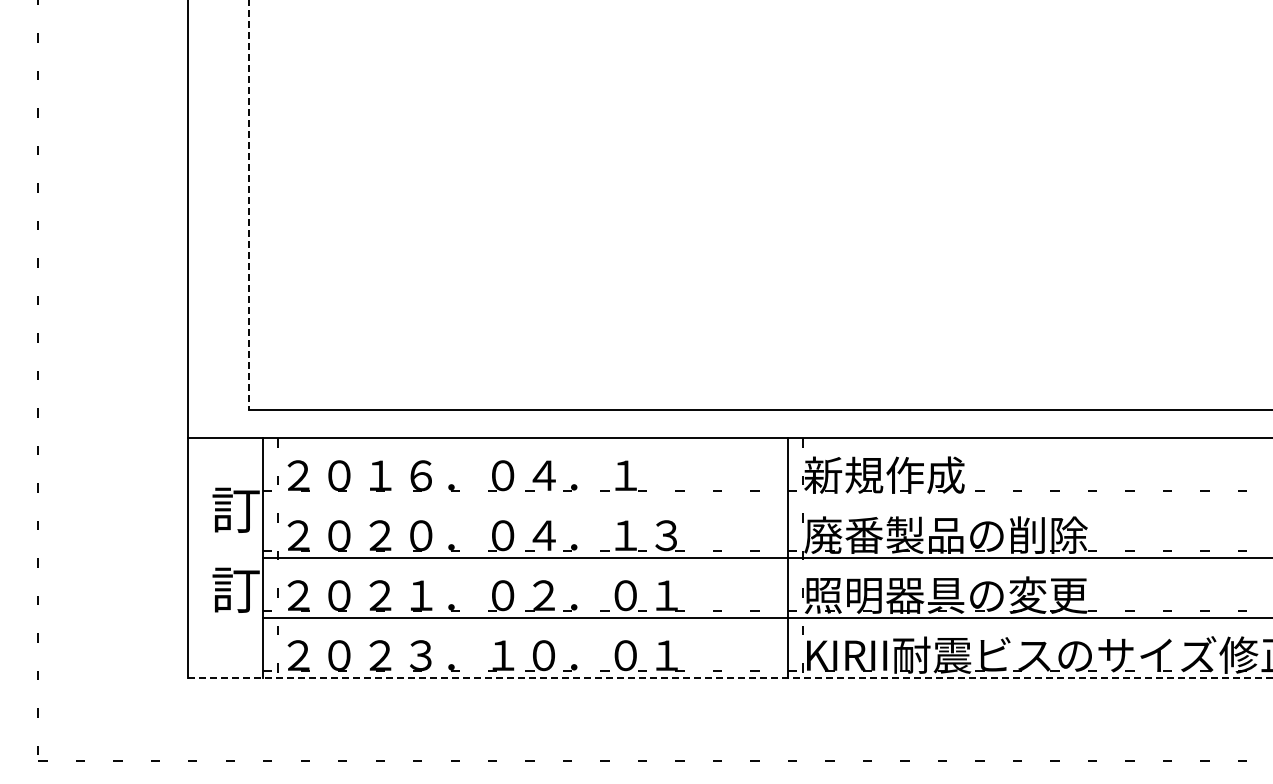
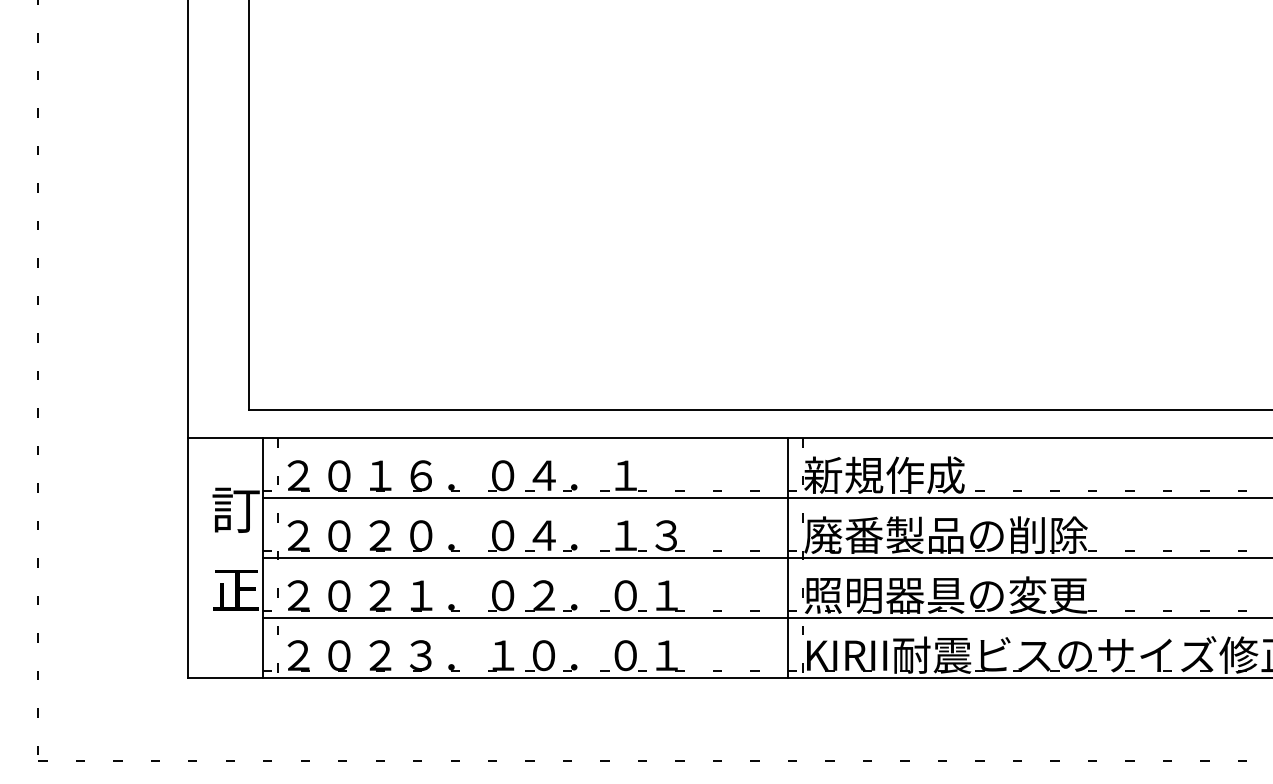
line: dashed -> solid (248, 205)
line: none -> present (766, 498)
text: 訂 -> 正 (235, 589)
line: dashed -> solid (730, 678)
